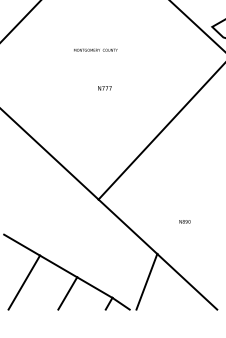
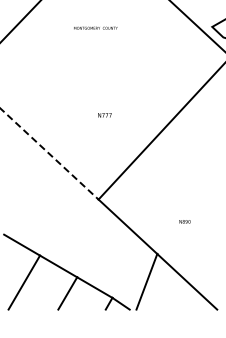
text position: (95, 49) -> (95, 27) (95, 27)
text position: (104, 88) -> (104, 115) (104, 115)
line: solid -> dashed (49, 154)
